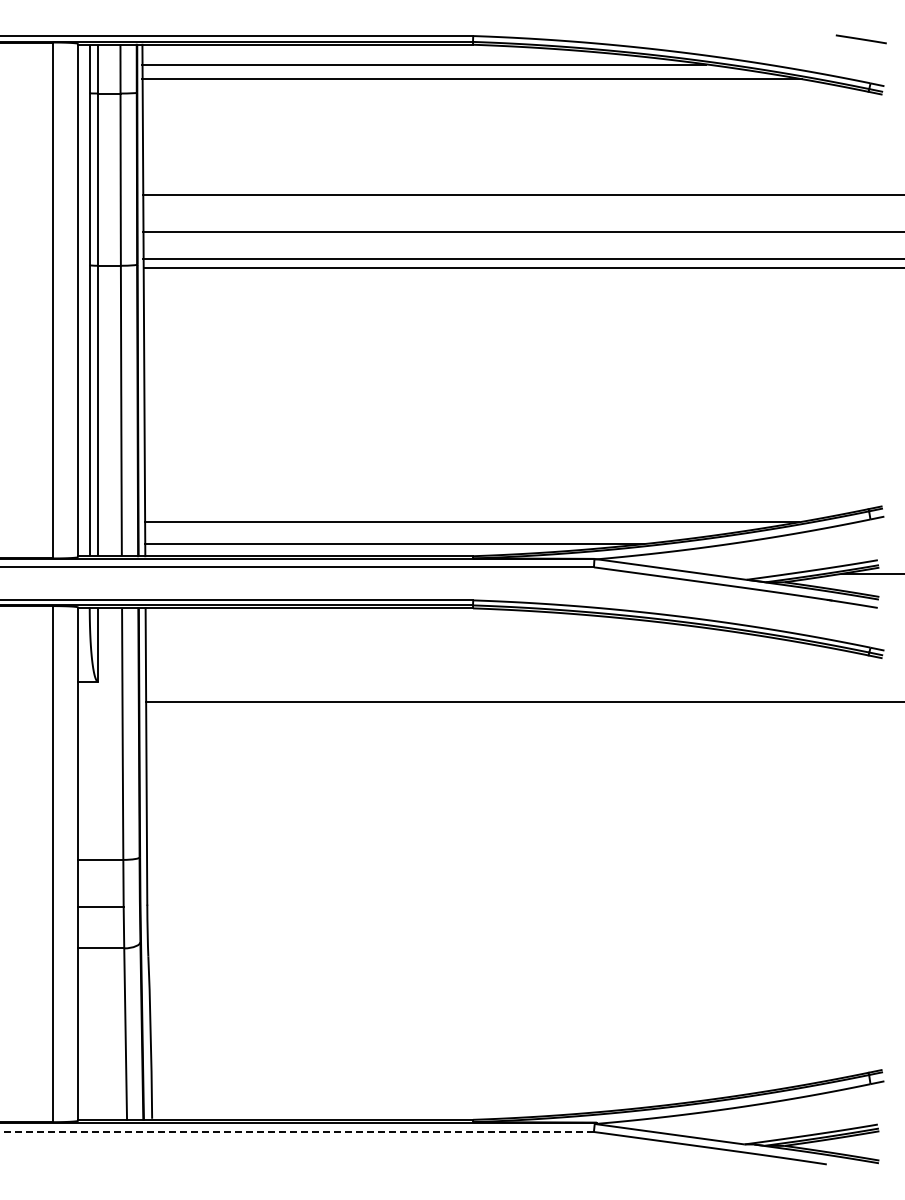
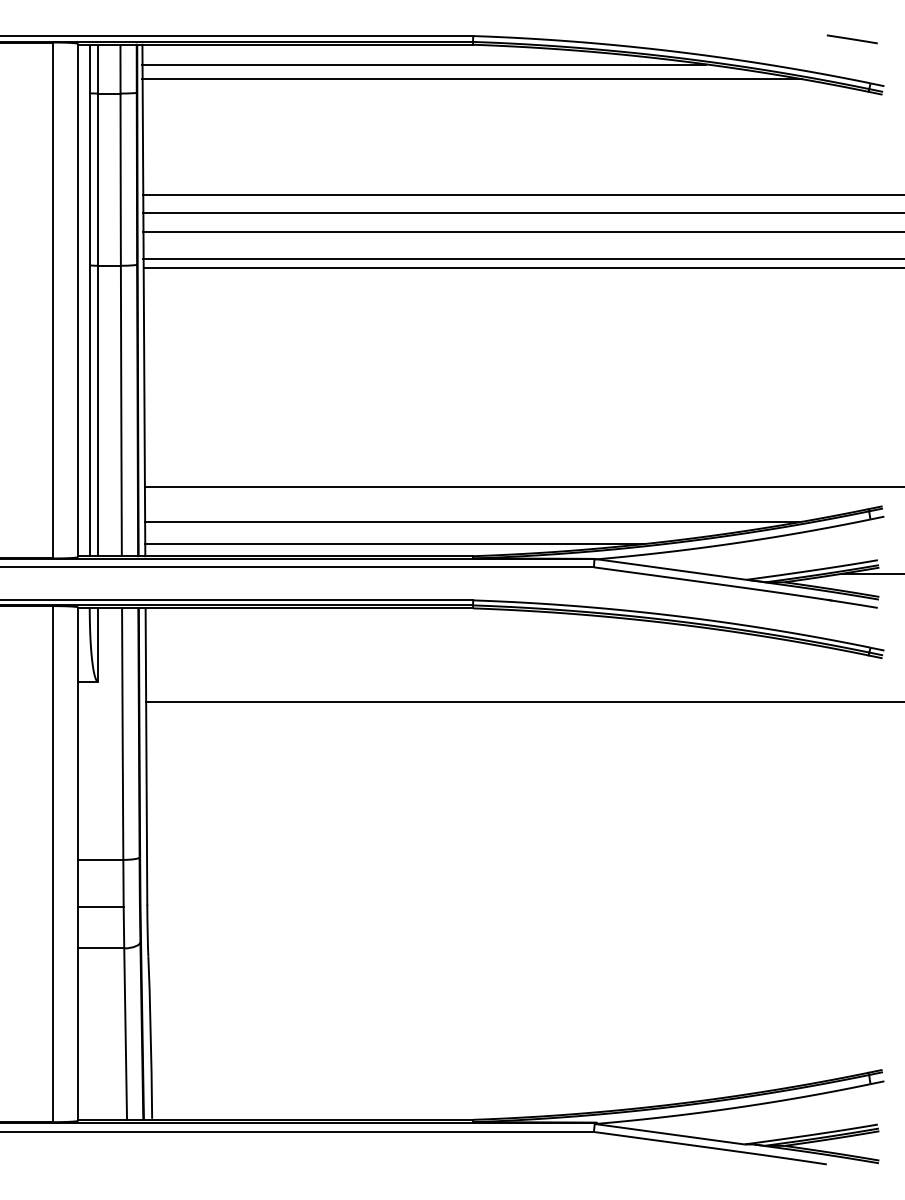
line position: (860, 39) -> (851, 39) (851, 39)
line: none -> present (522, 213)
line: none -> present (522, 486)
line: dashed -> solid (296, 1131)
